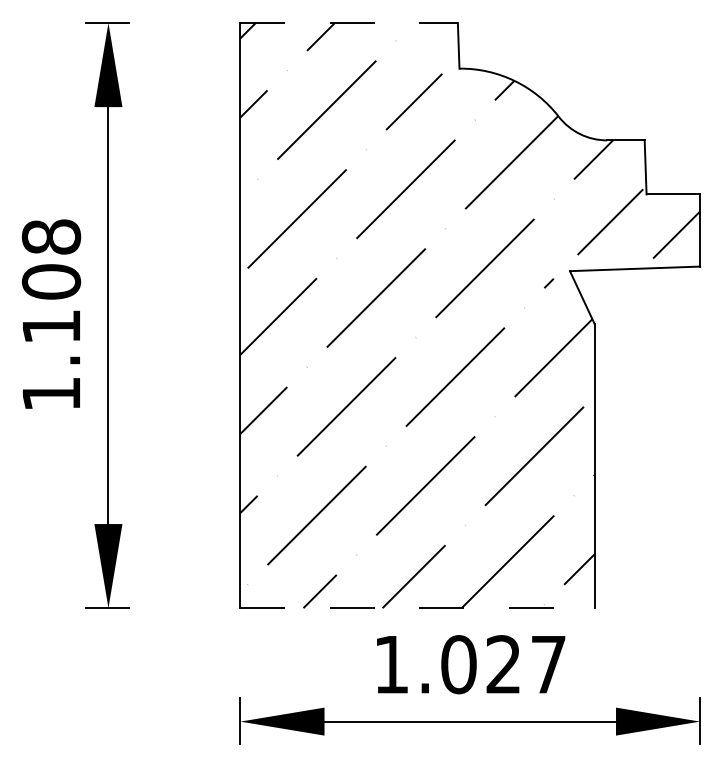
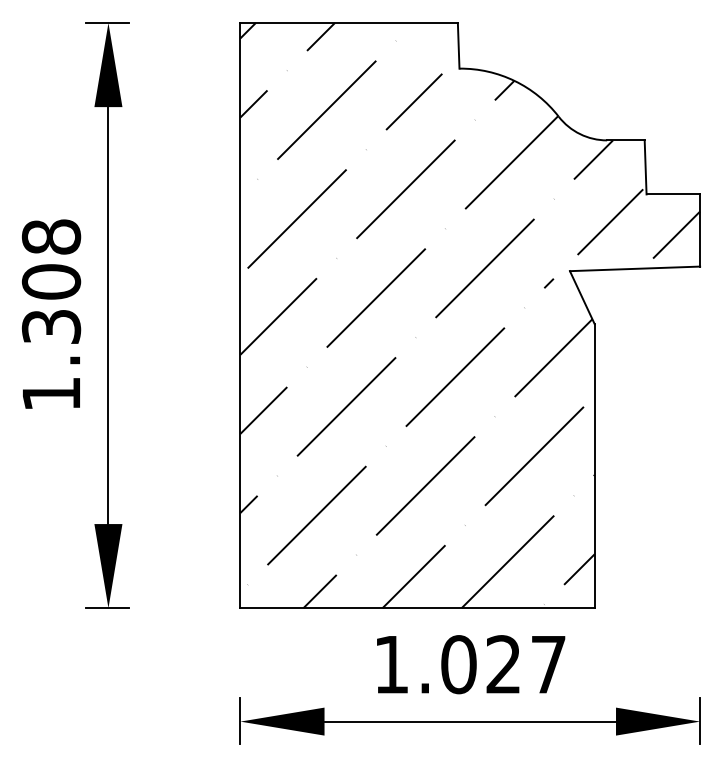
line: dashed -> solid (349, 23)
text: 1.108 -> 1.308 (51, 326)
line: dashed -> solid (418, 608)
